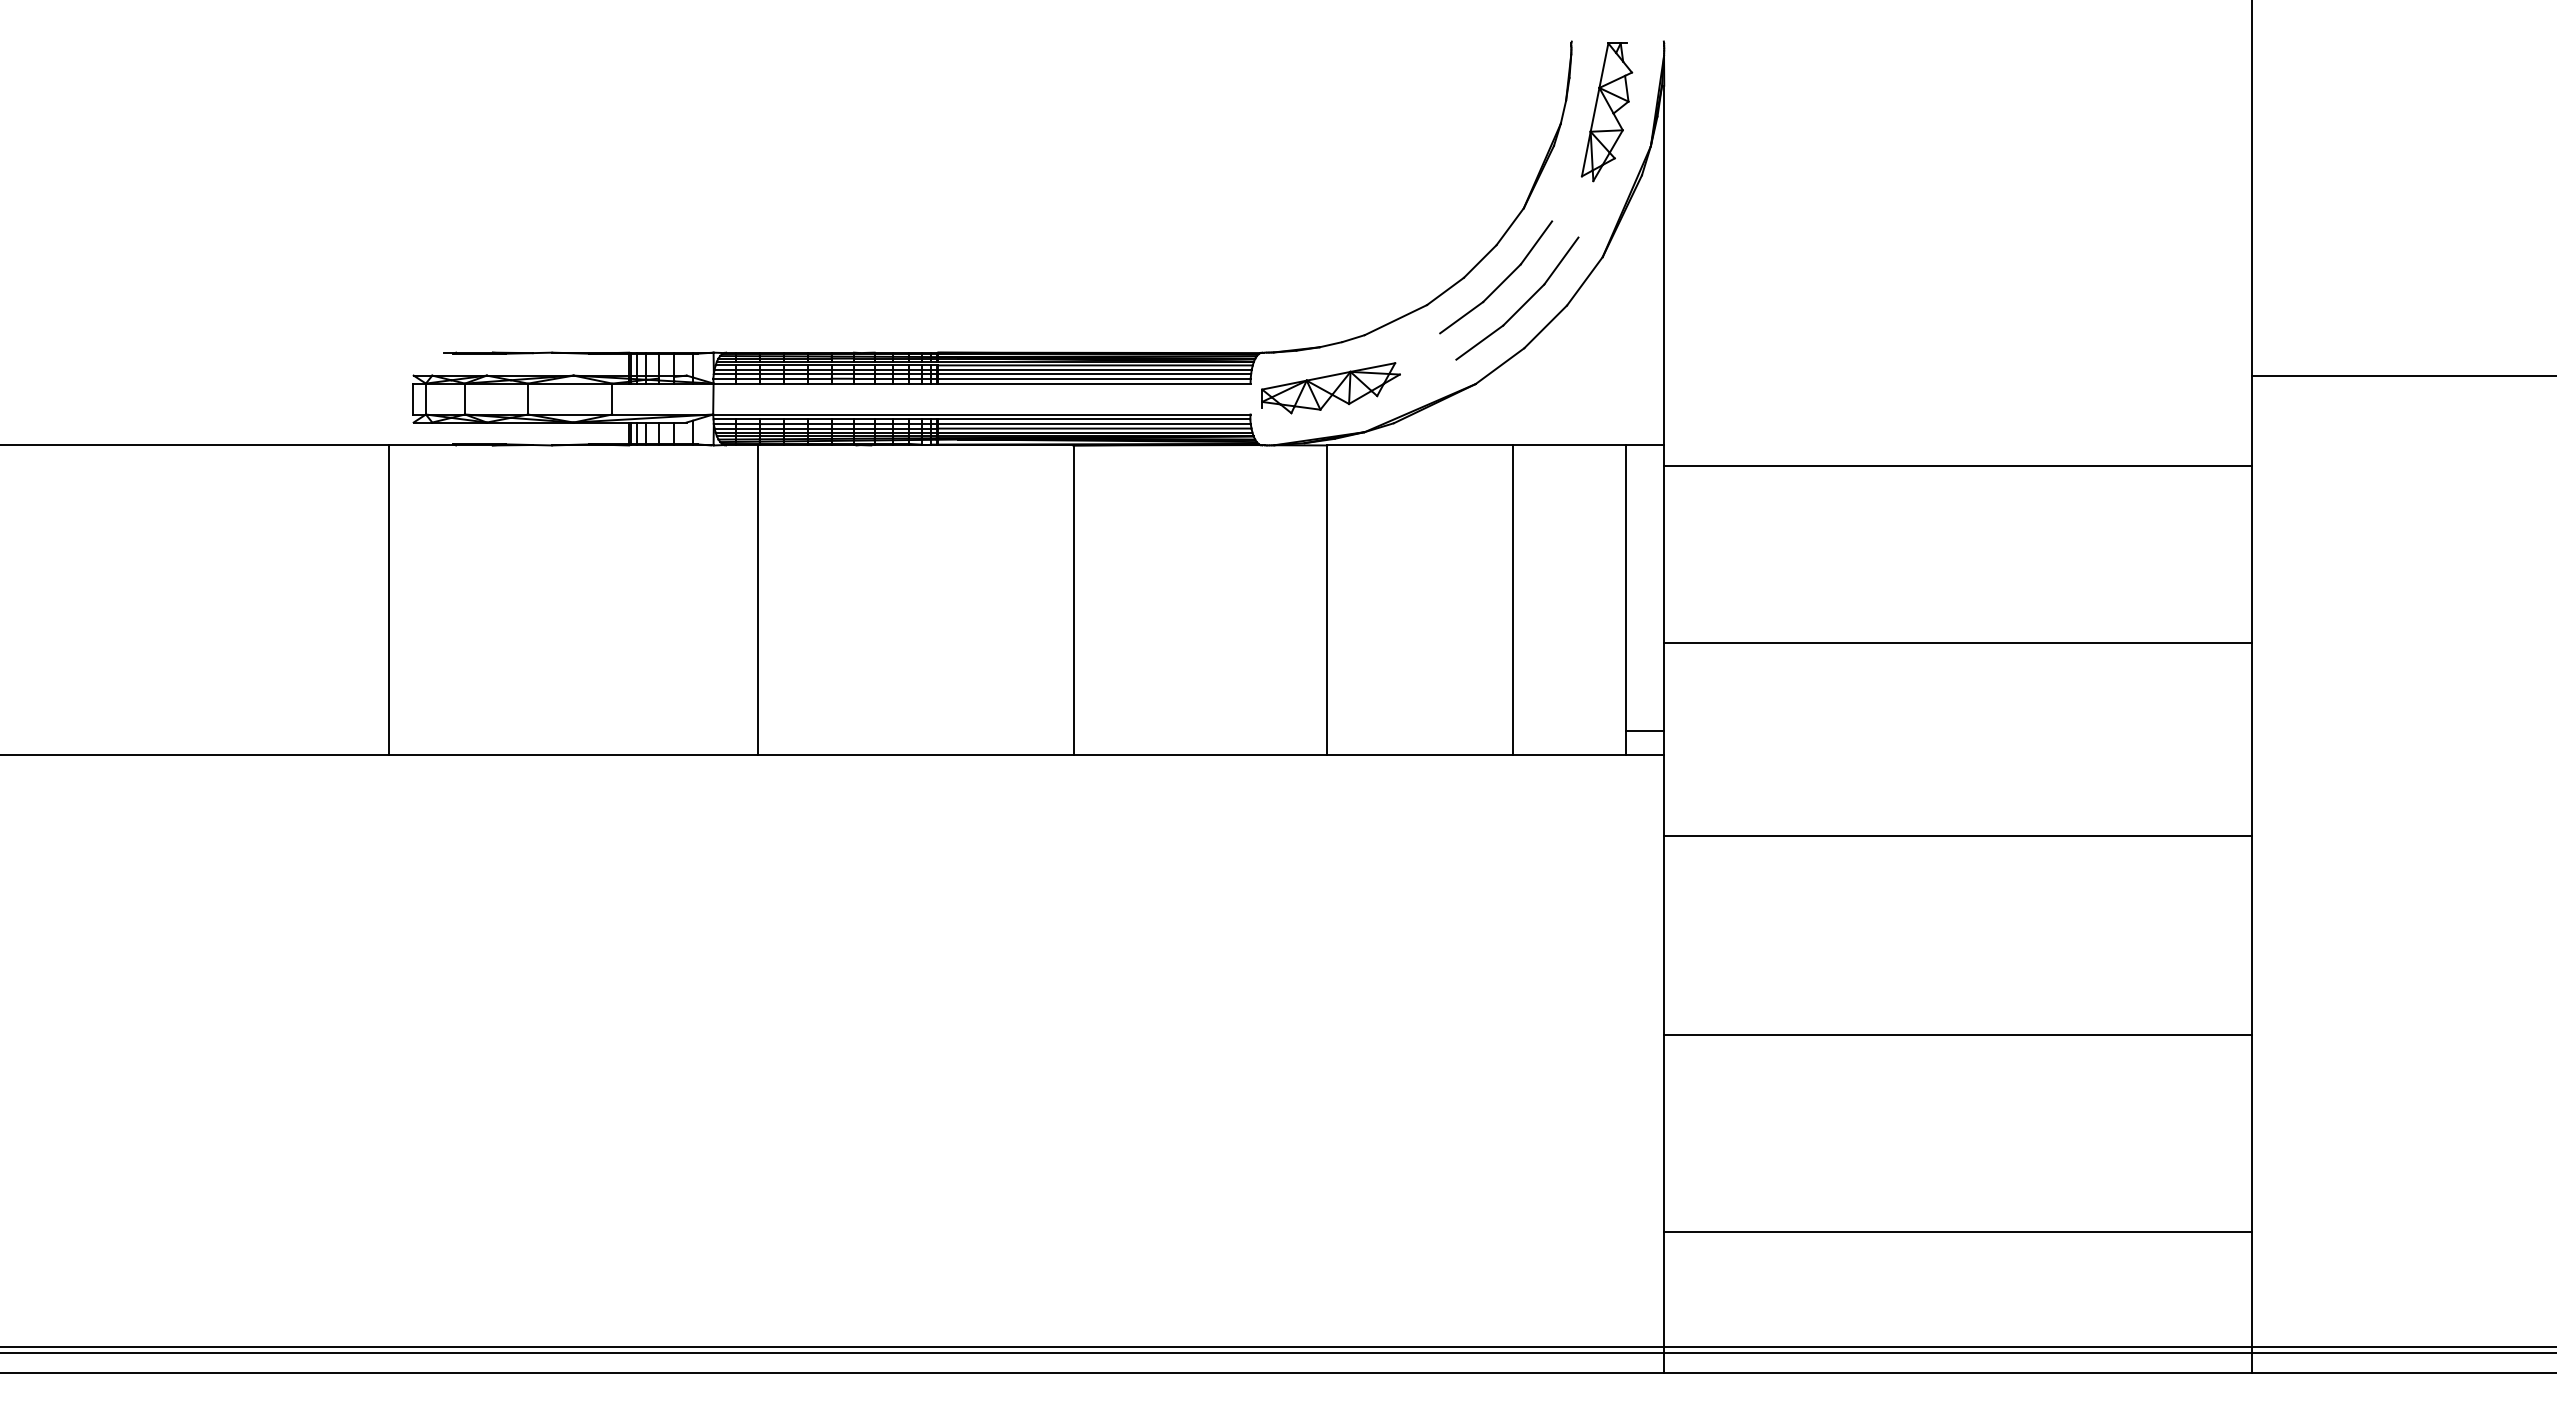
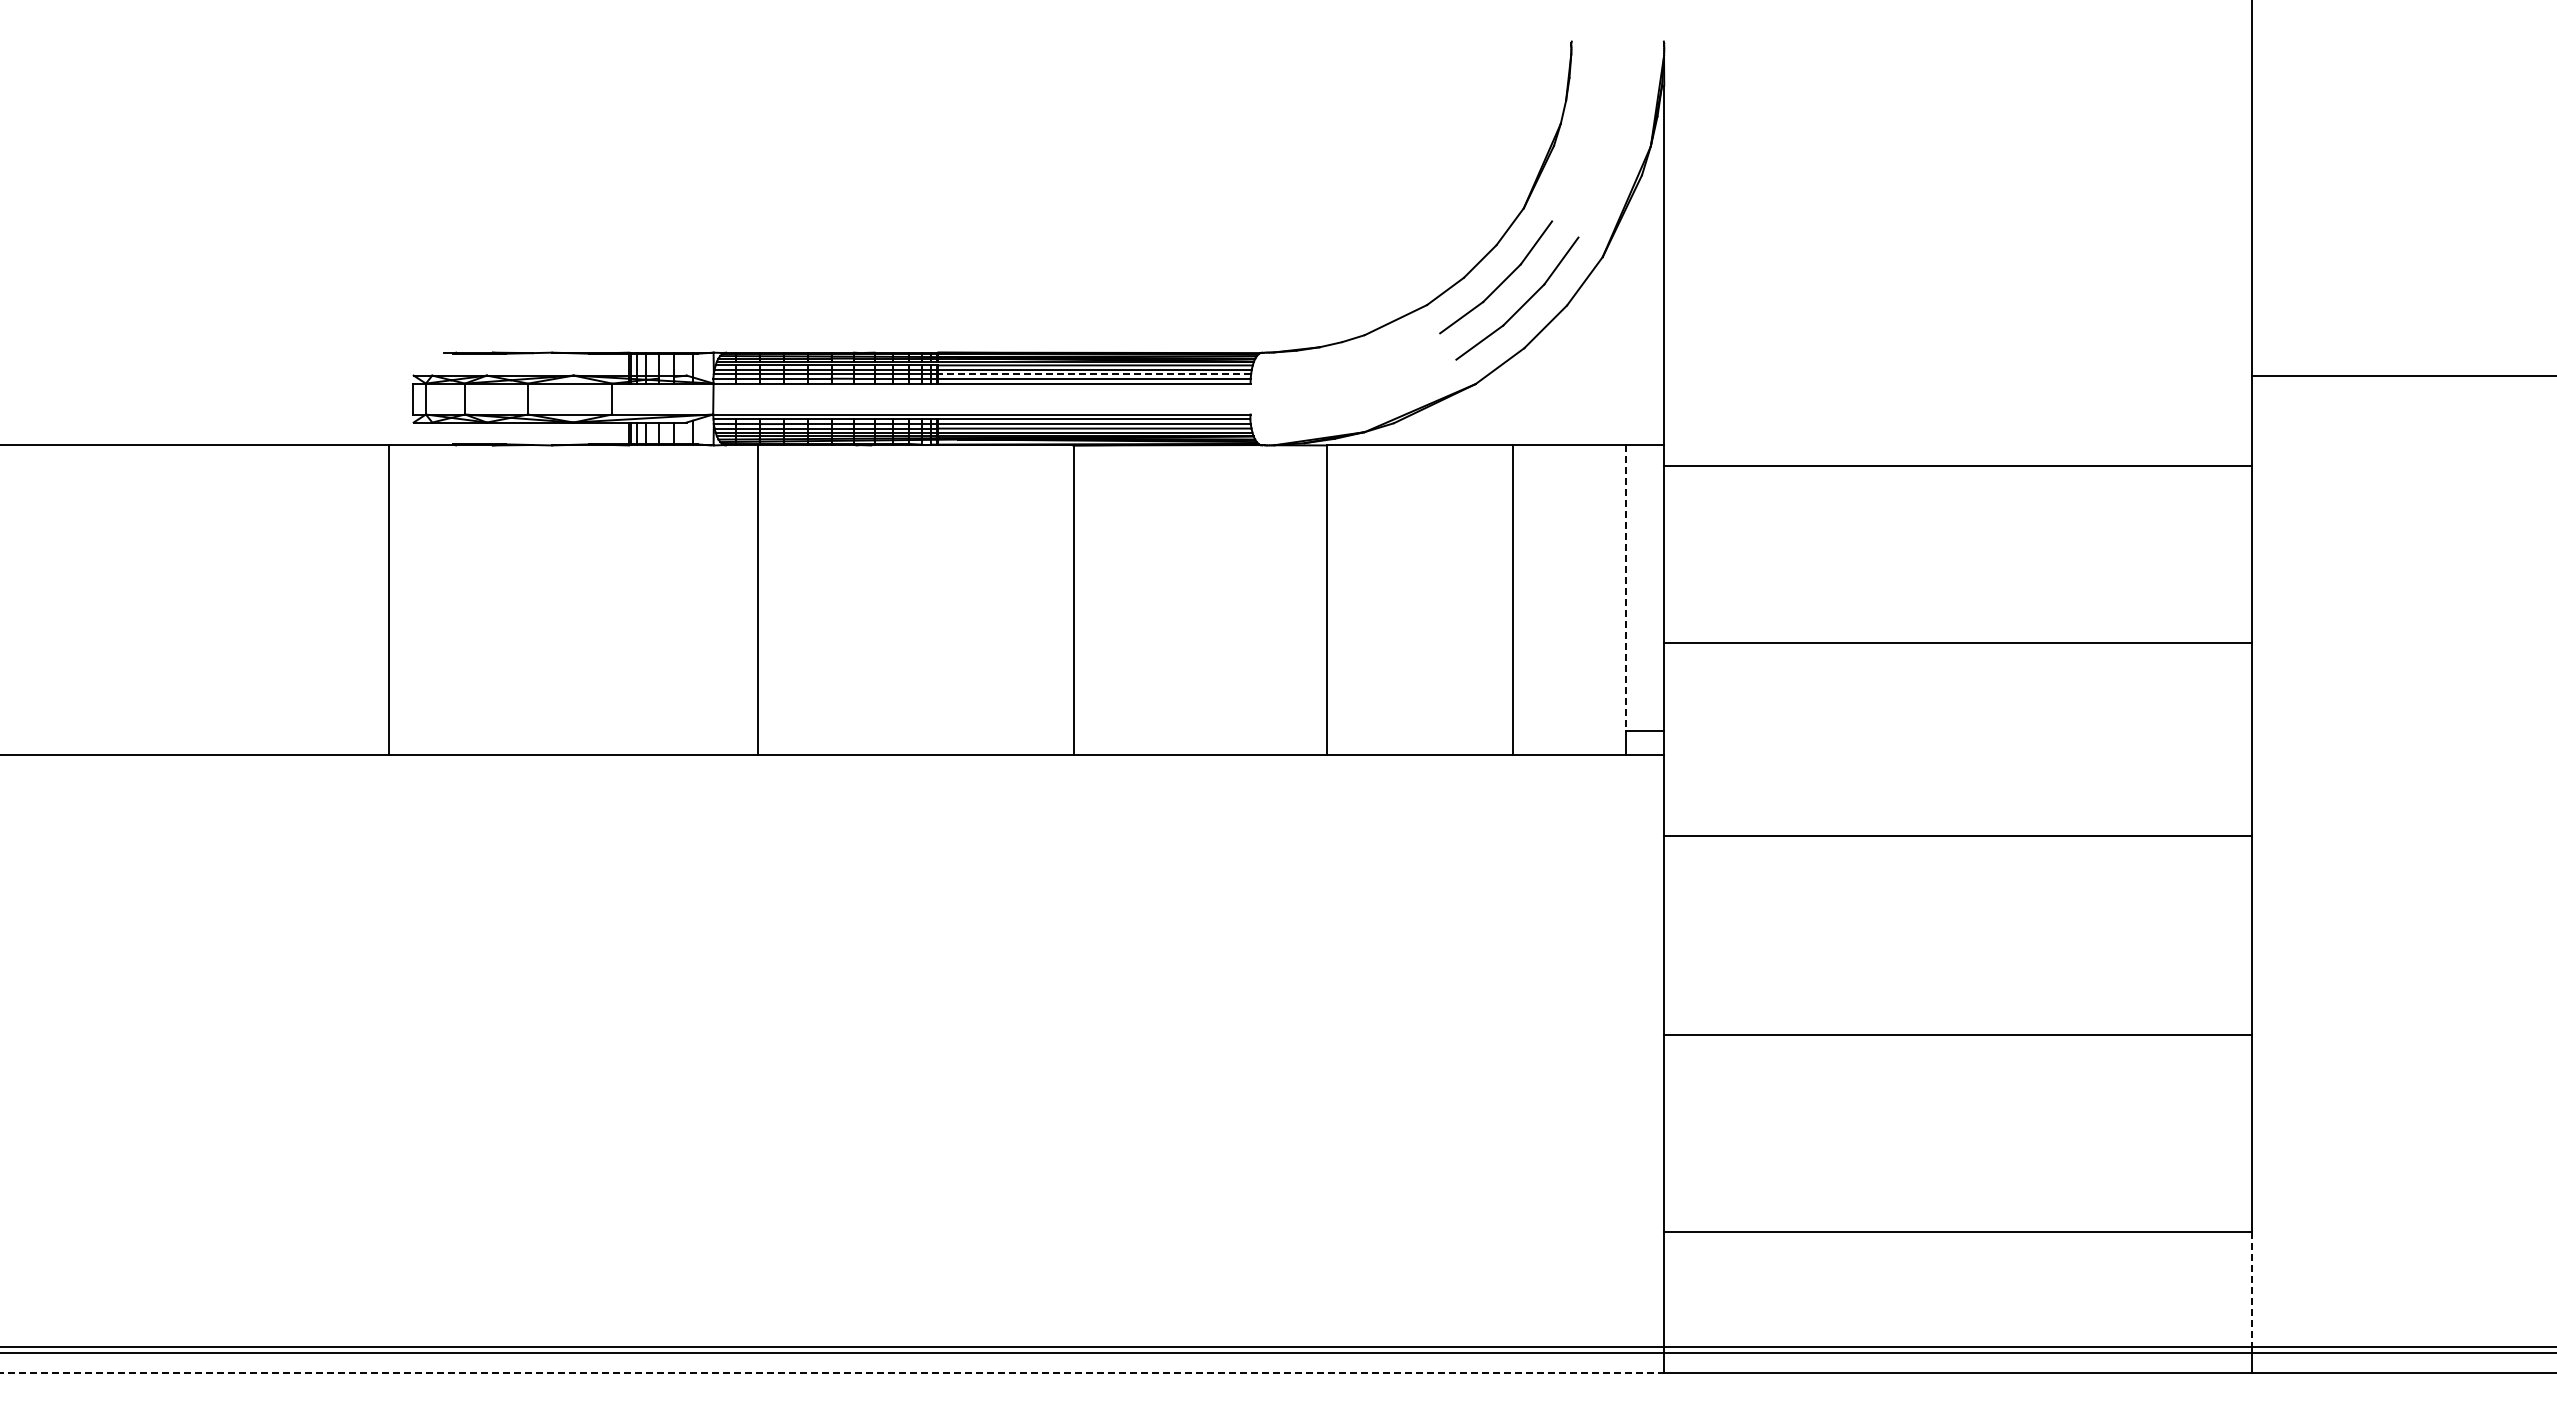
part: present -> none (1606, 112)
line: solid -> dashed (1094, 374)
part: present -> none (1330, 388)
line: solid -> dashed (1626, 588)
line: solid -> dashed (2251, 1290)
line: solid -> dashed (832, 1372)
